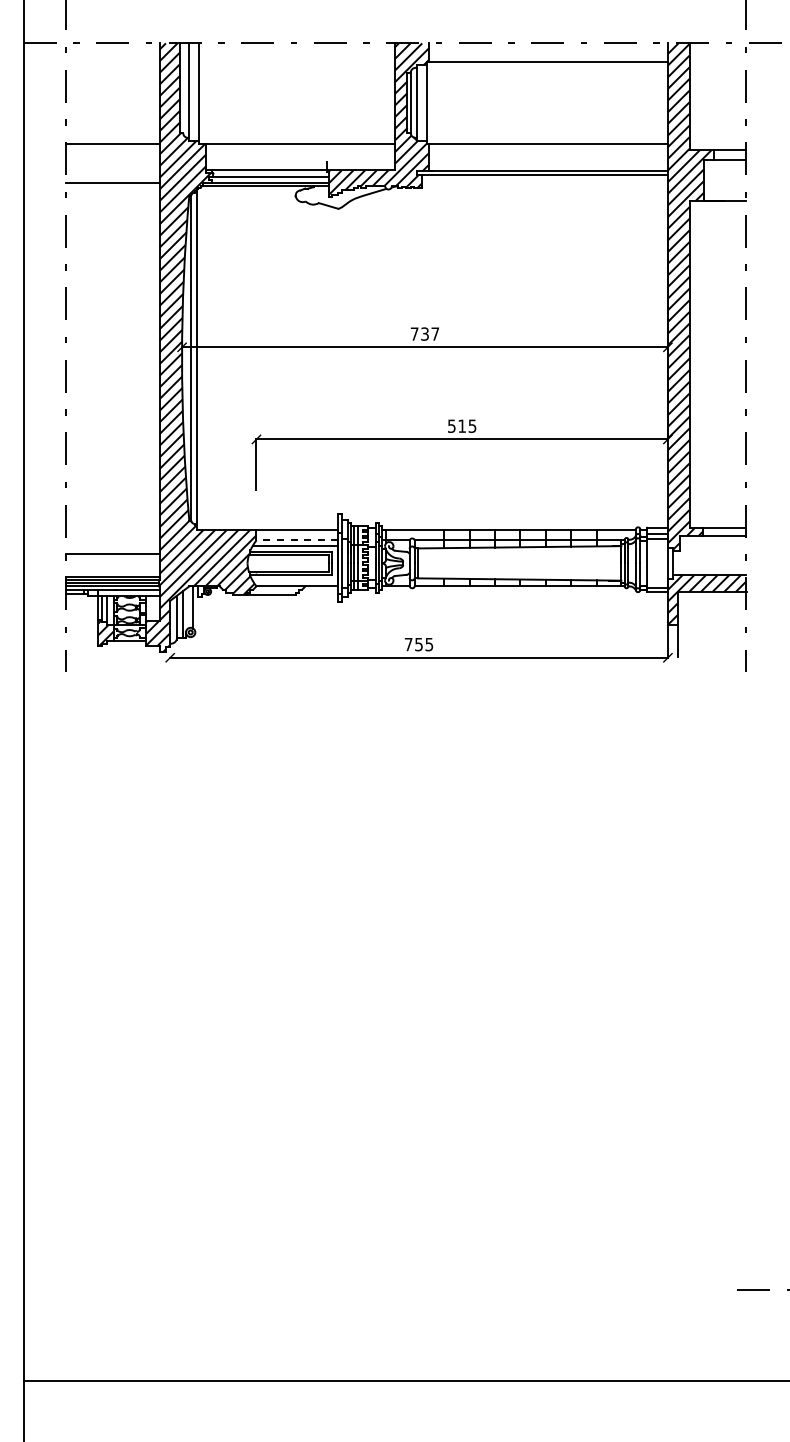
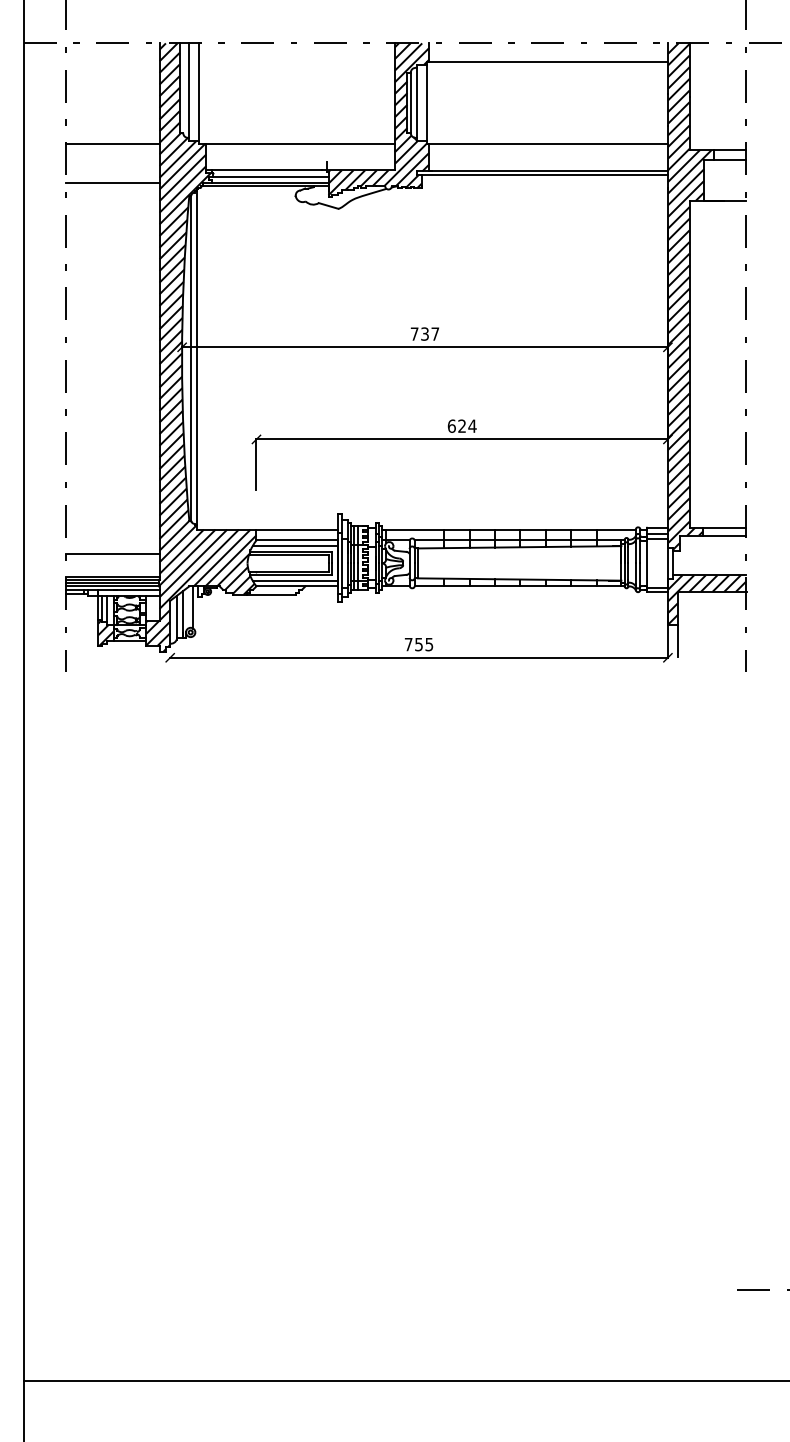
text: 515 -> 624 (461, 425)
line: dashed -> solid (297, 540)
line: none -> present (295, 580)
